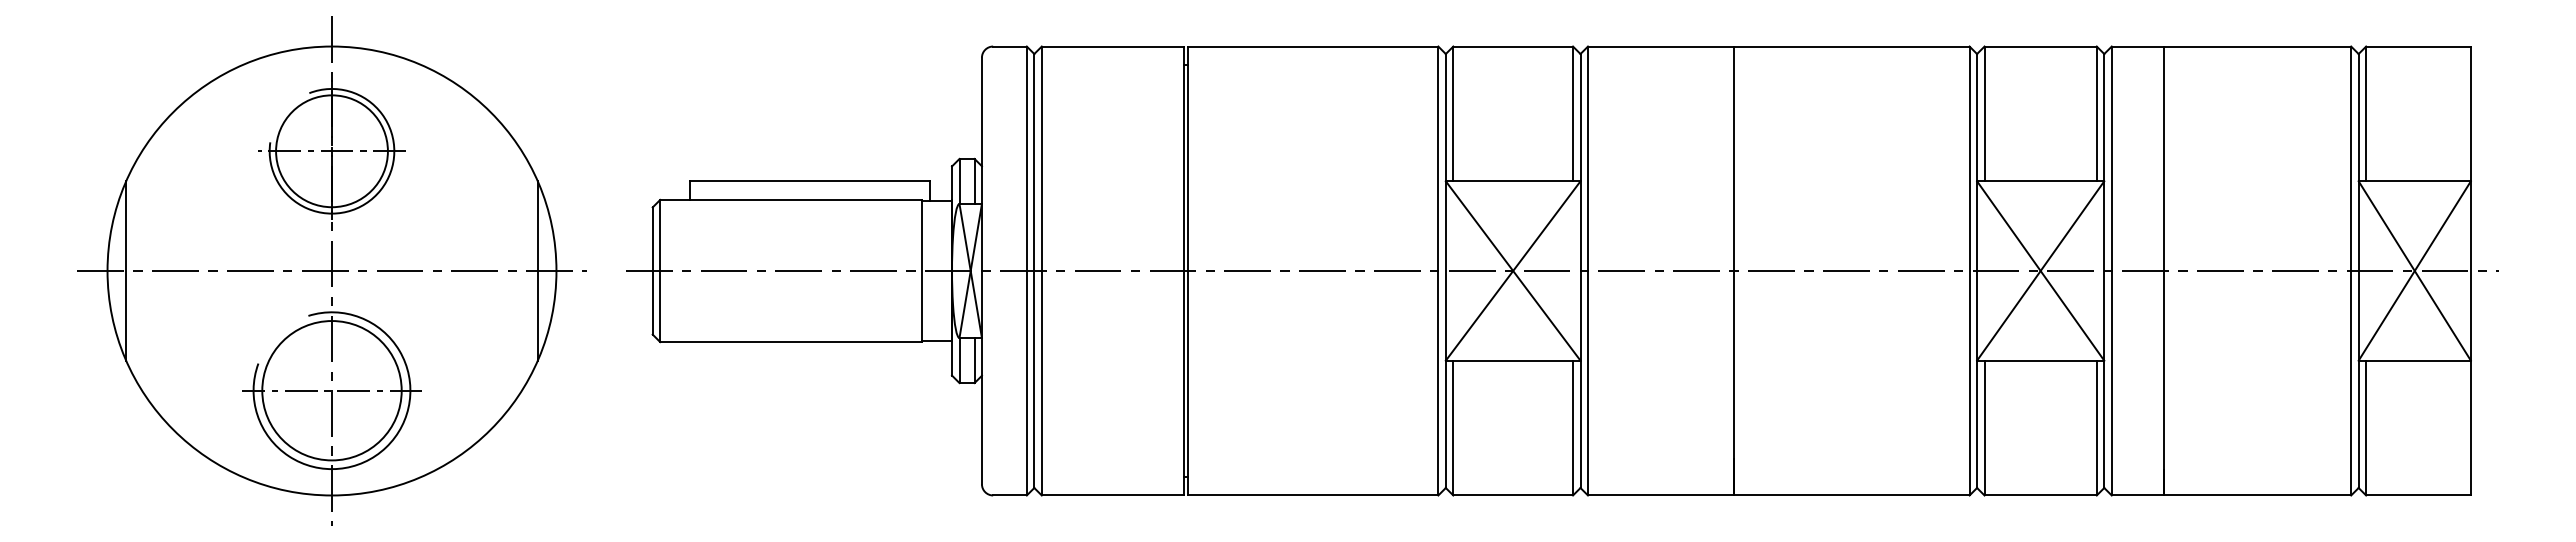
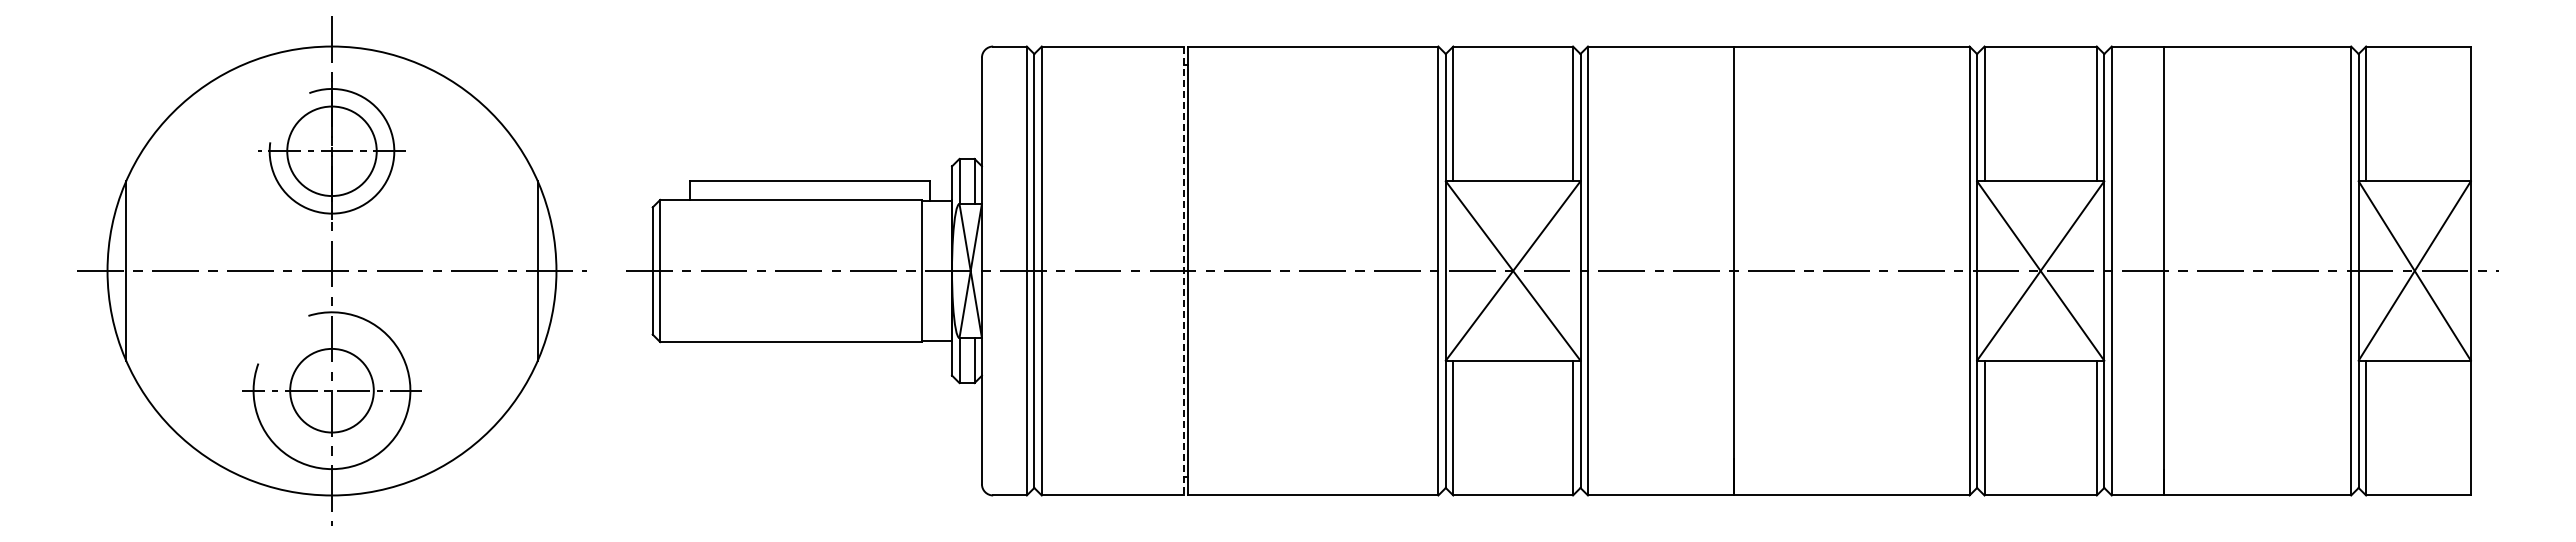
circle diameter: 112 px -> 89 px (331, 151)
line: solid -> dashed (1183, 271)
circle diameter: 139 px -> 84 px (331, 390)
